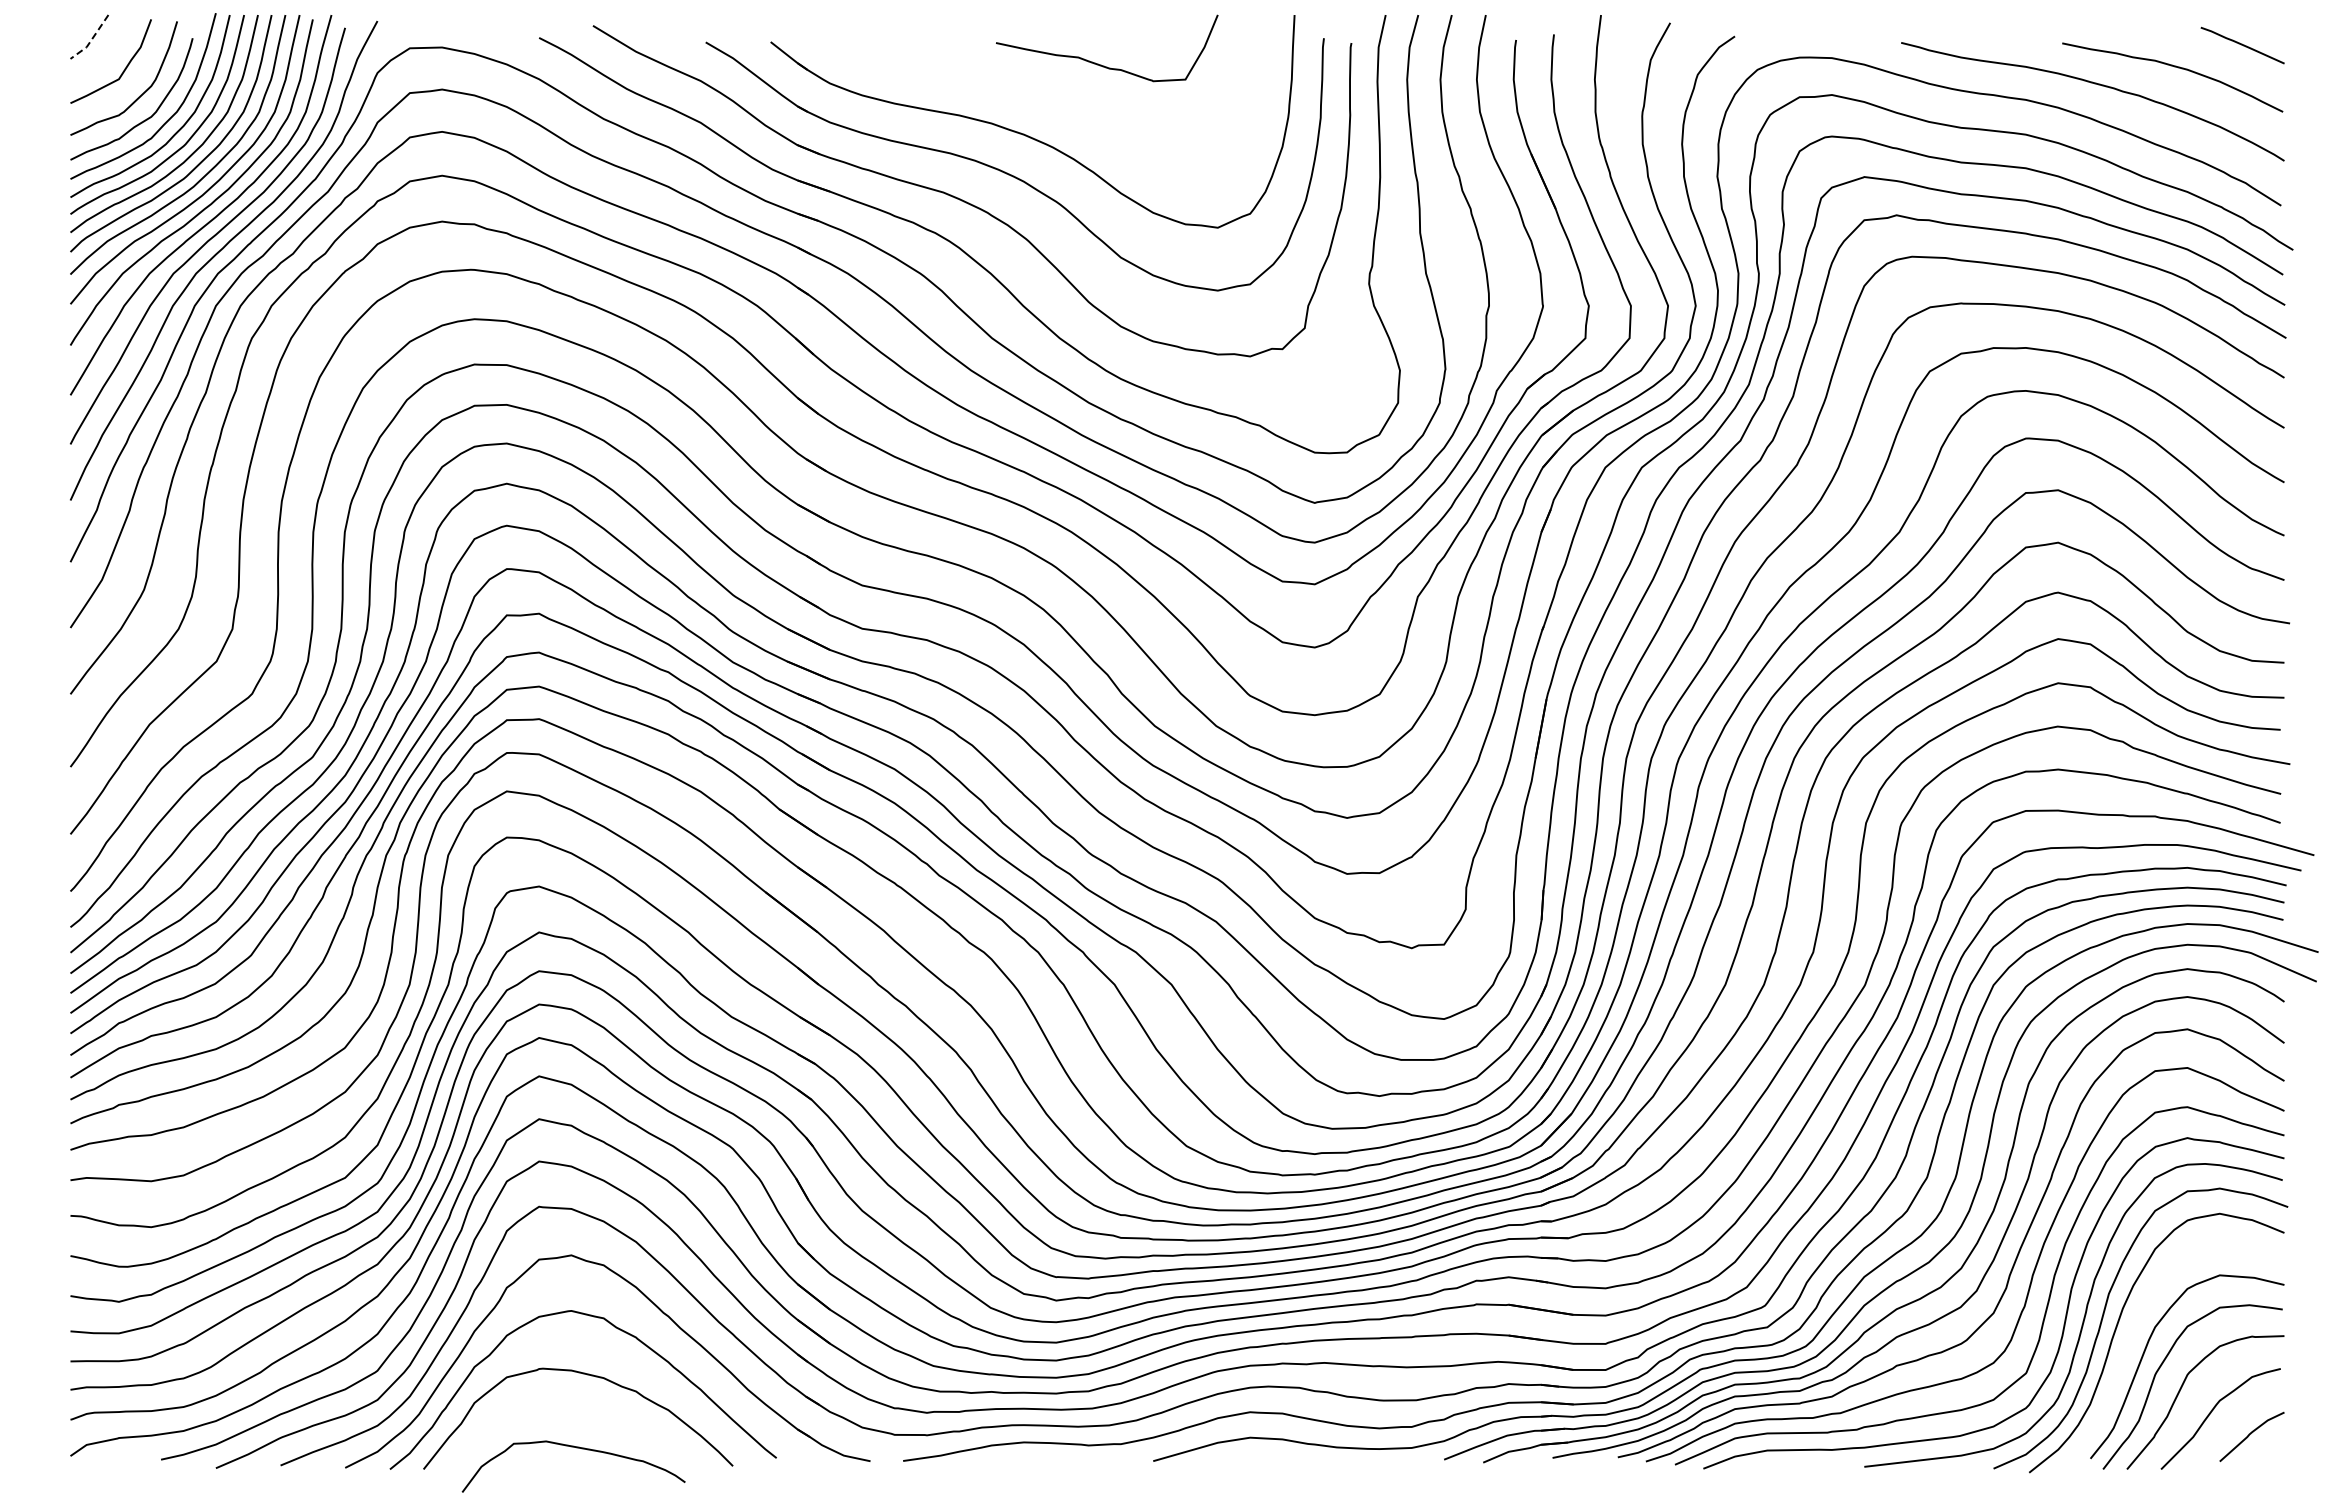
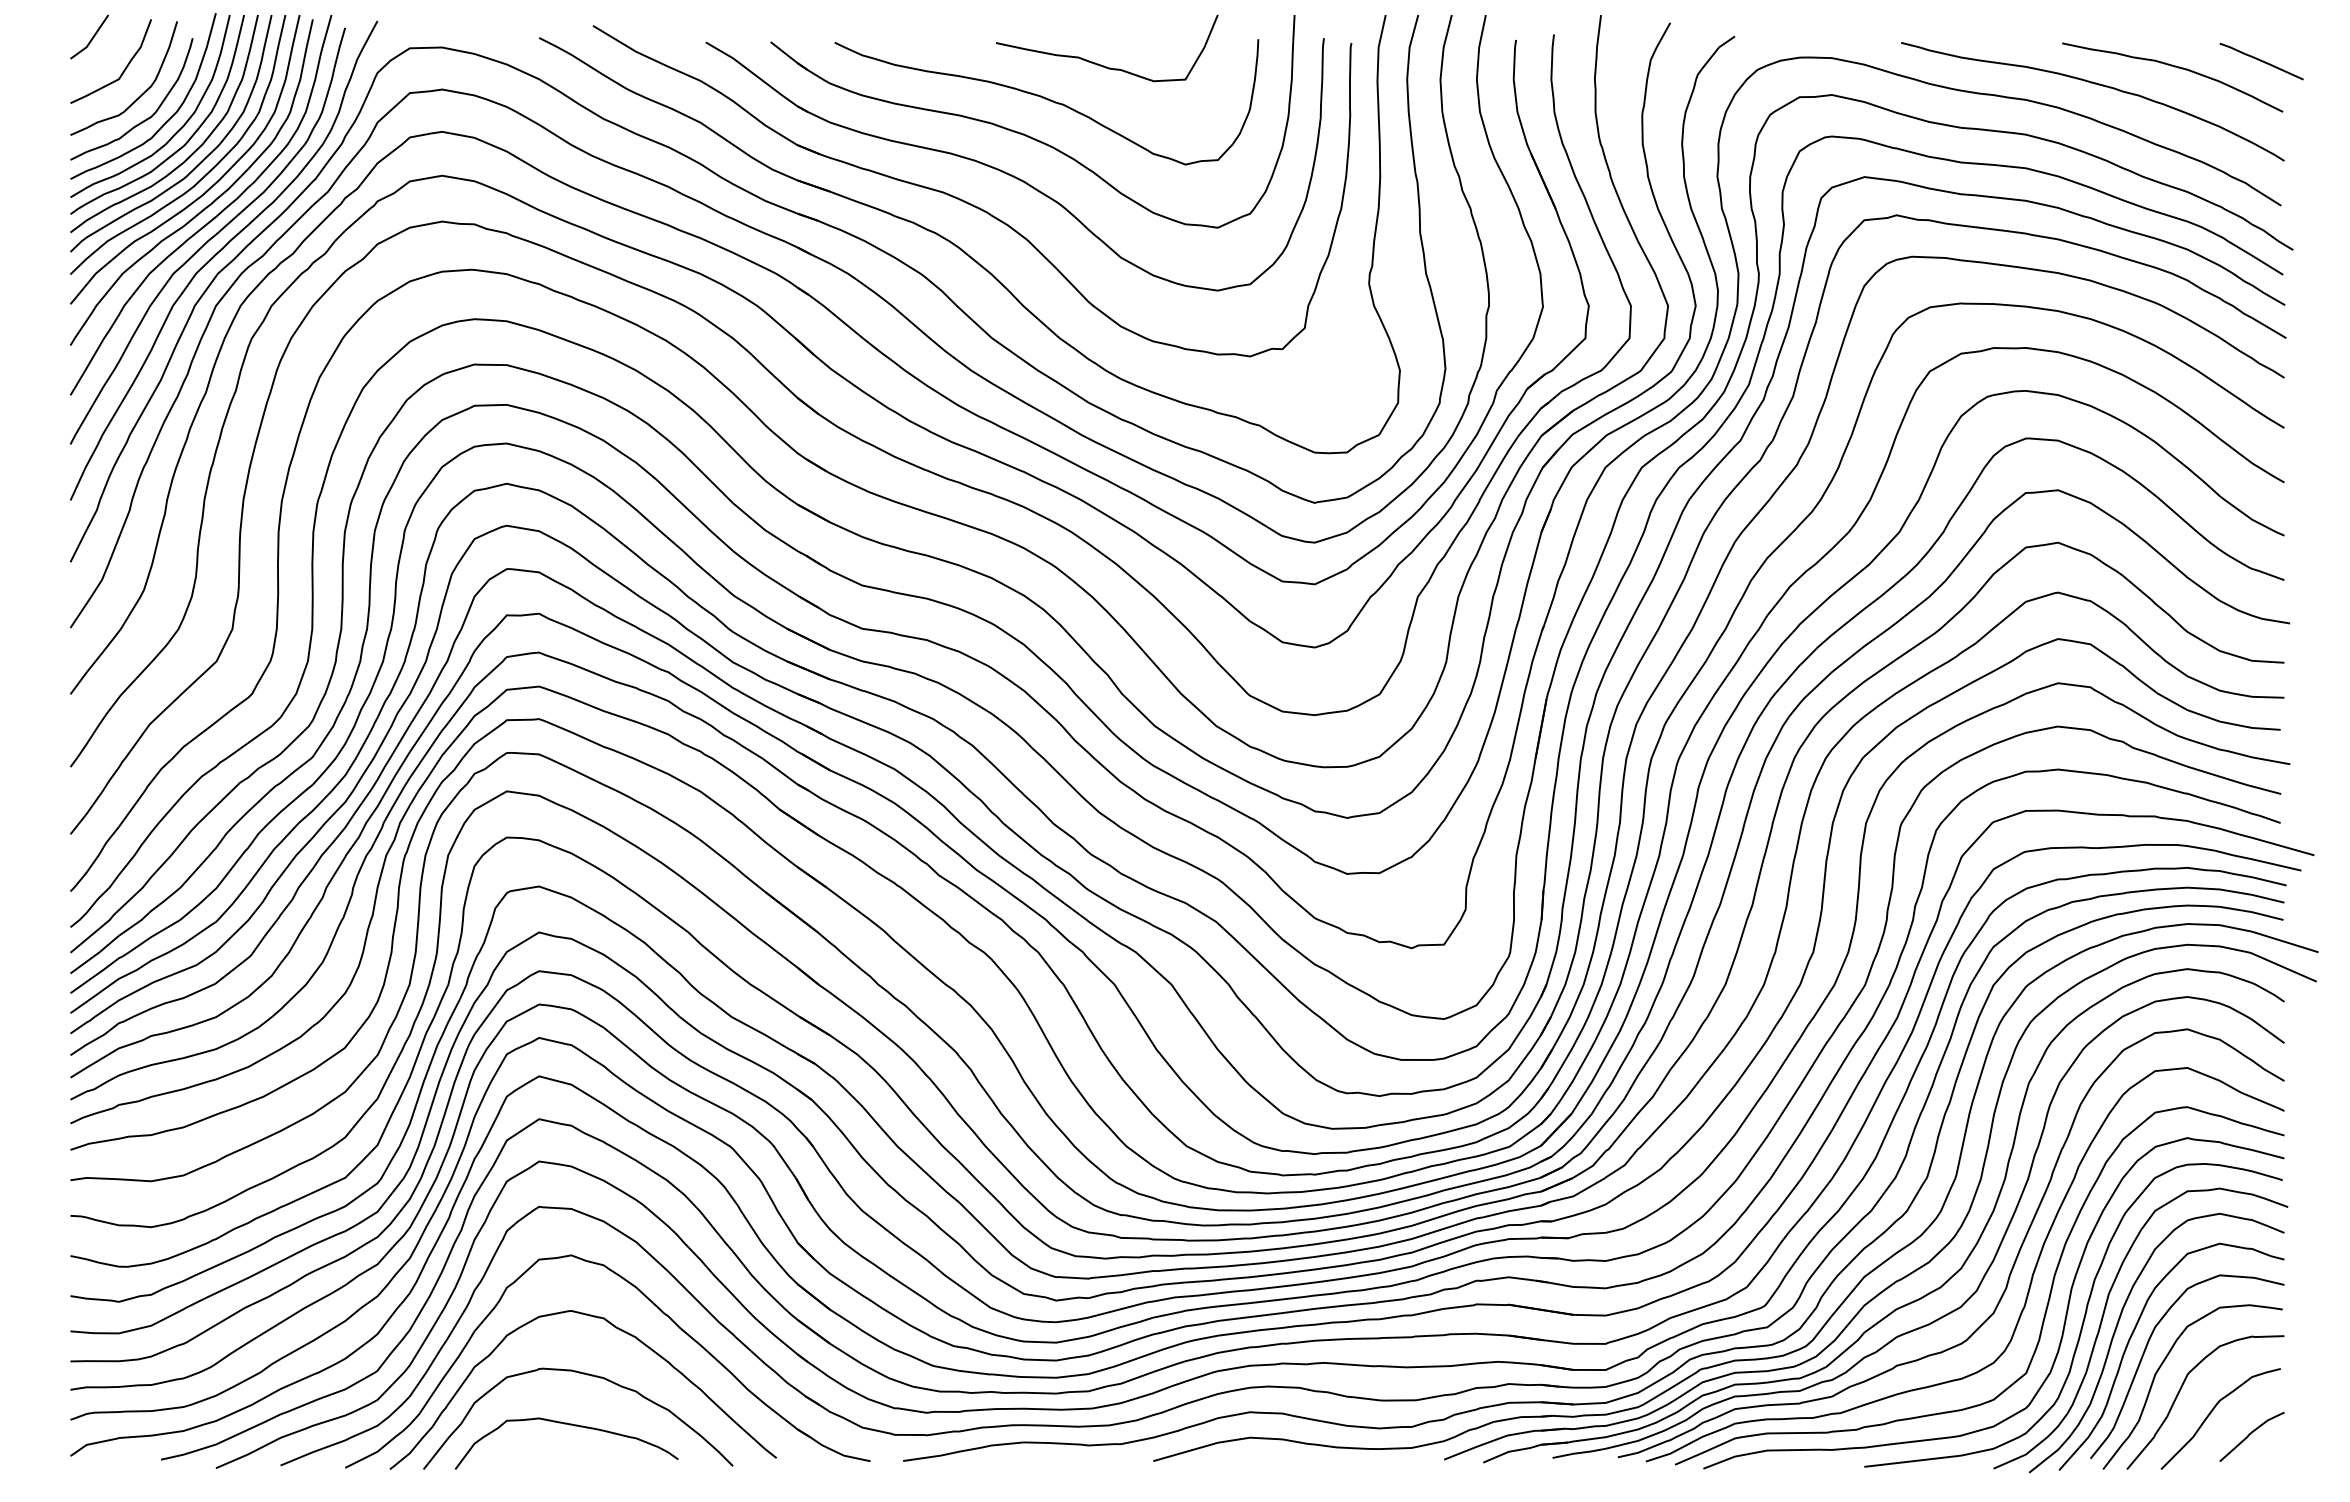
line: dashed -> solid (91, 39)
line position: (2242, 45) -> (2261, 61) (2261, 61)
curve: none -> present (1047, 100)
curve: none -> present (2131, 1338)
curve position: (576, 1448) -> (569, 1425) (569, 1425)
